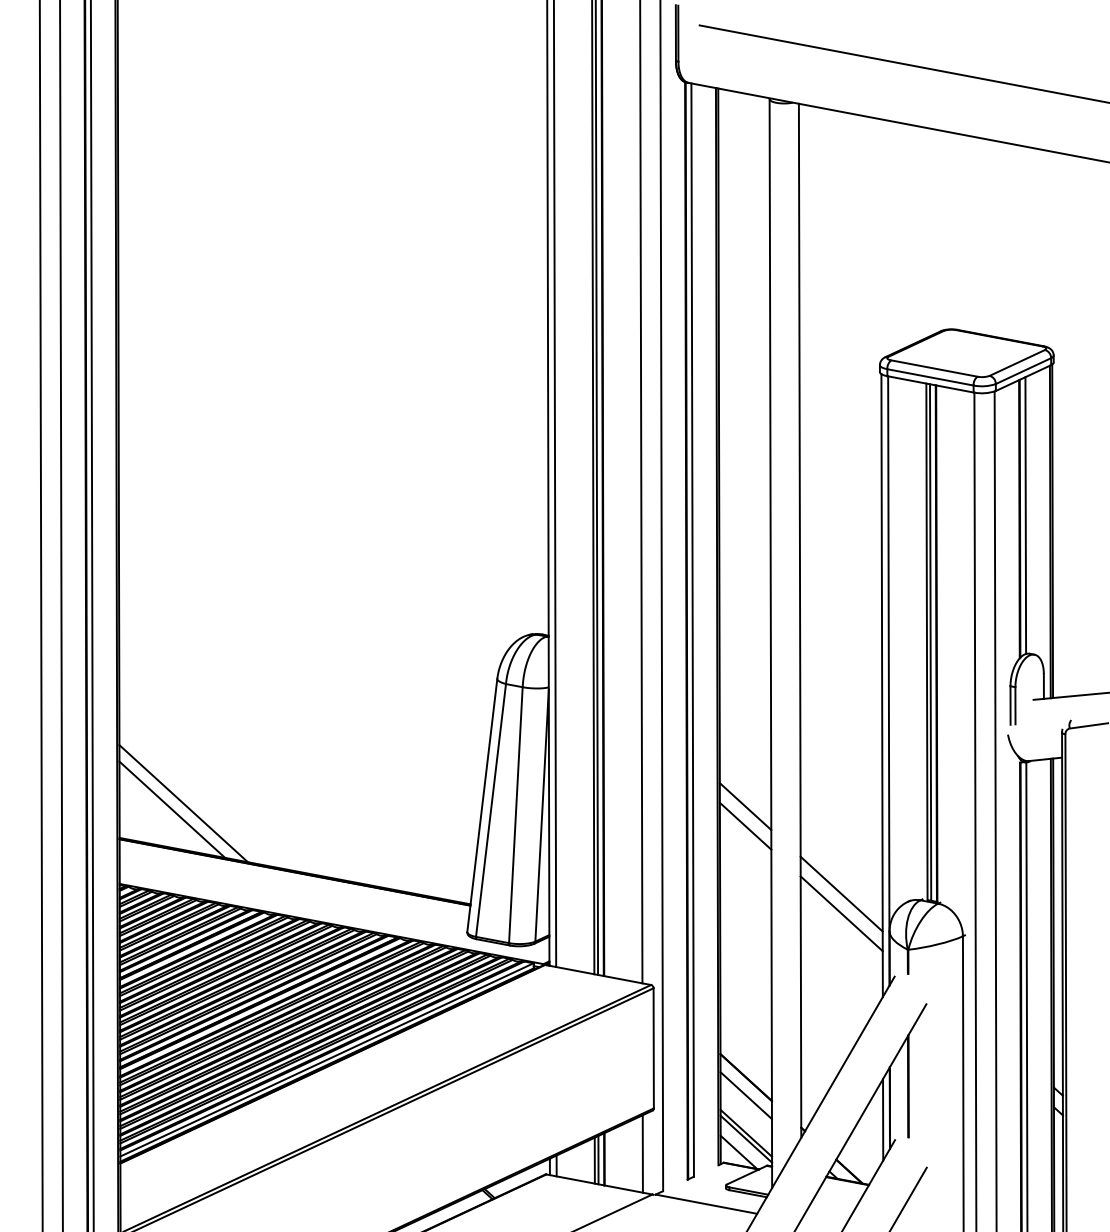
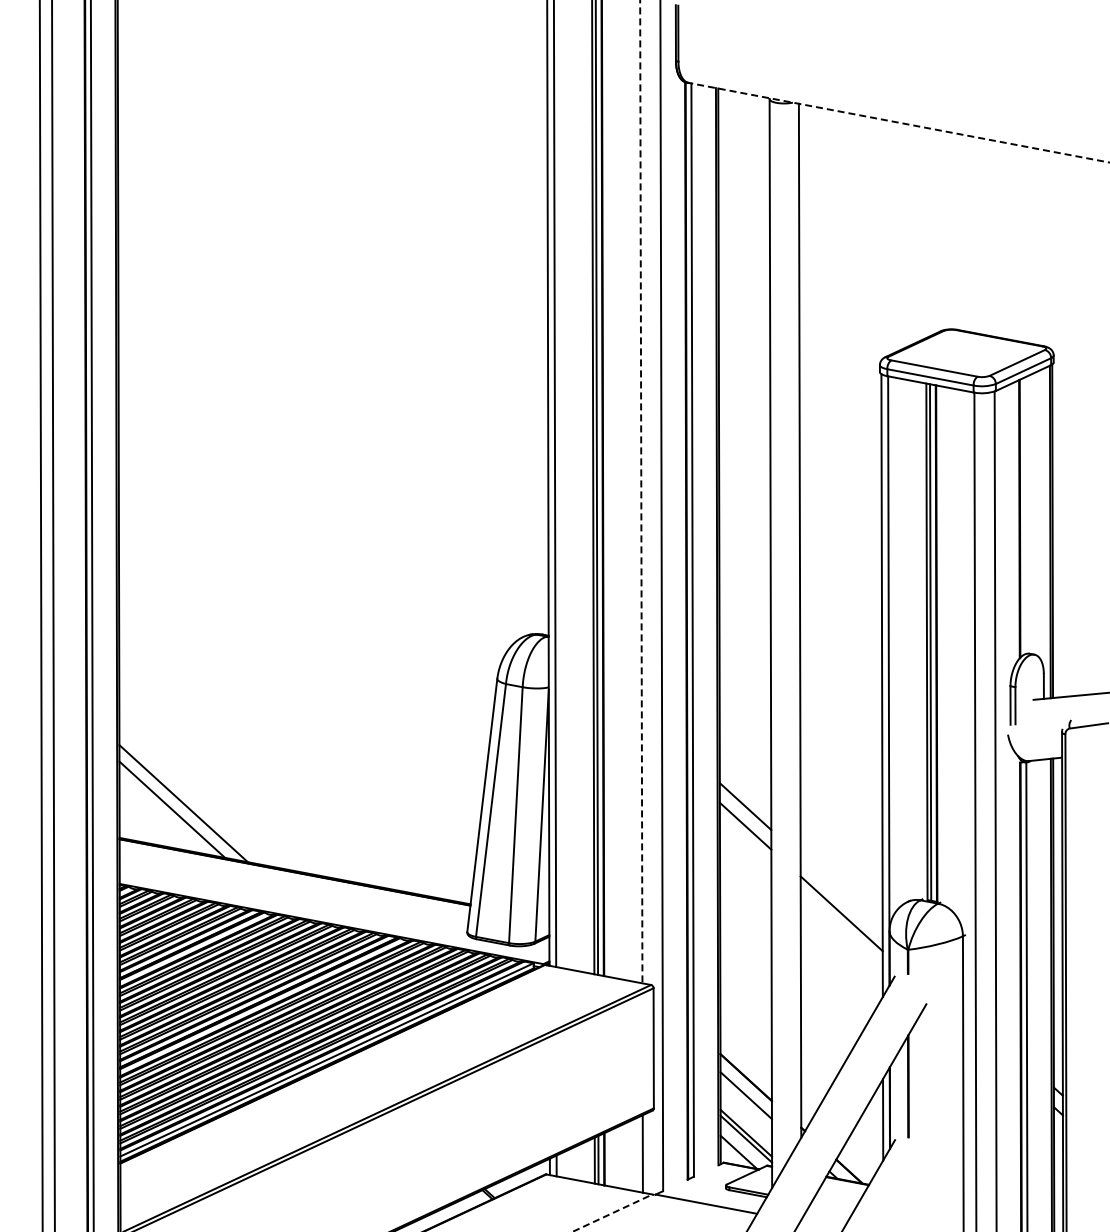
line: present -> none (902, 63)
line: solid -> dashed (898, 122)
line: solid -> dashed (641, 492)
line: present -> none (1025, 515)
line position: (61, 615) -> (53, 615) (53, 615)
line: present -> none (841, 893)
line: present -> none (908, 1197)
line: solid -> dashed (612, 1213)
